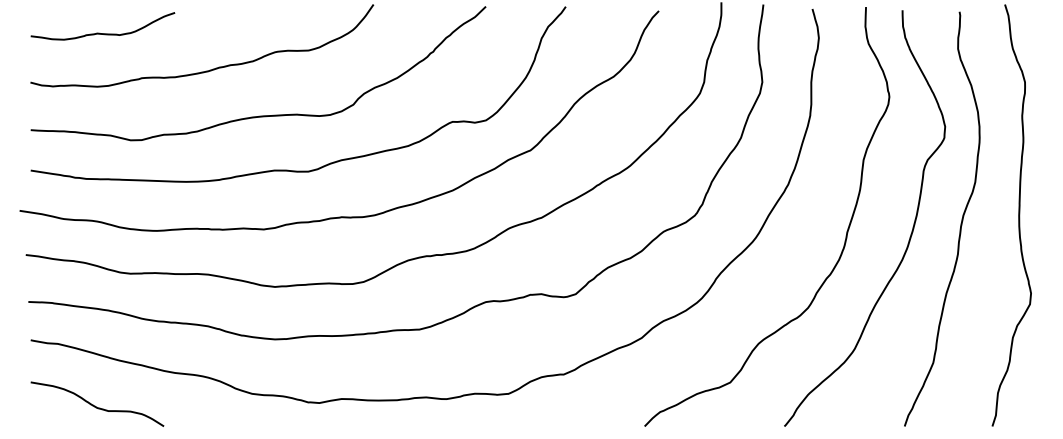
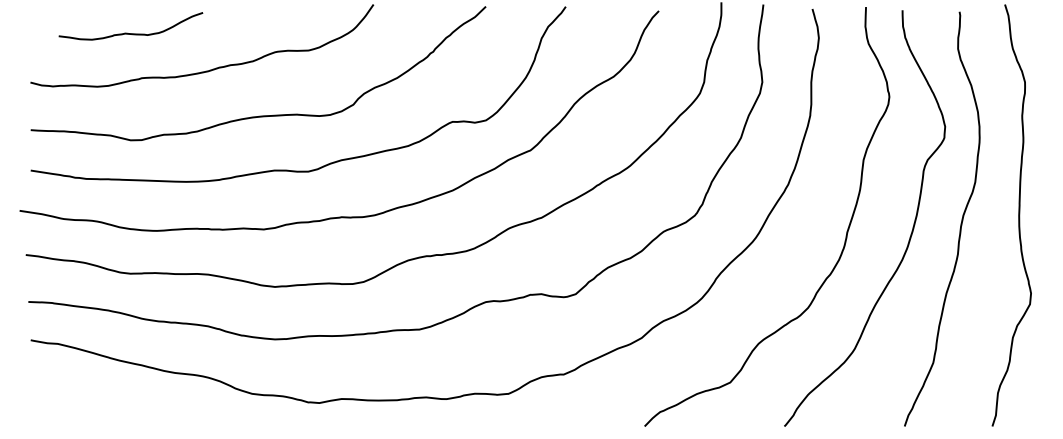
curve position: (99, 32) -> (127, 32) (127, 32)
curve: present -> none (95, 405)
